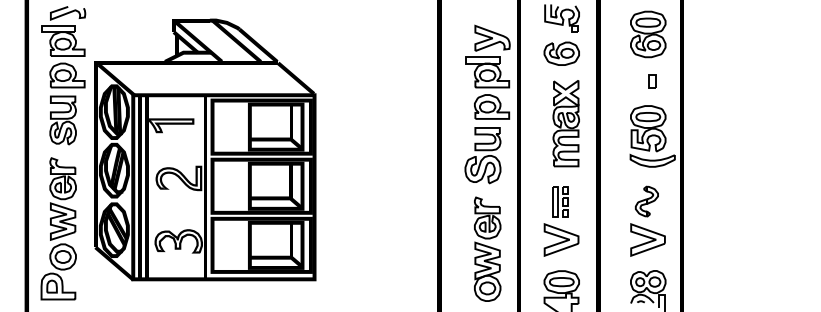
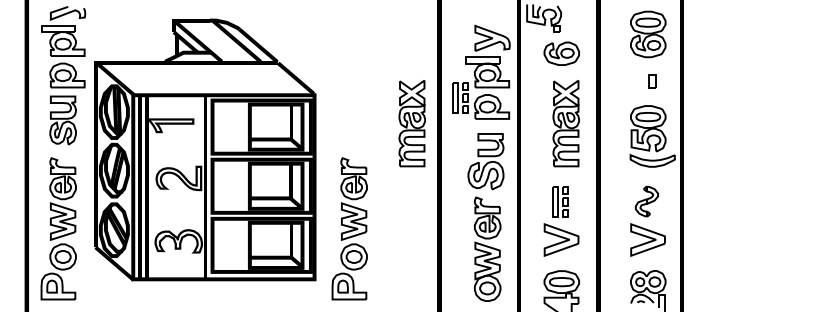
part position: (561, 18) -> (543, 18) (543, 18)
part: none -> present (460, 97)
part: none -> present (411, 123)
part position: (482, 155) -> (485, 161) (485, 161)
part: none -> present (349, 228)
